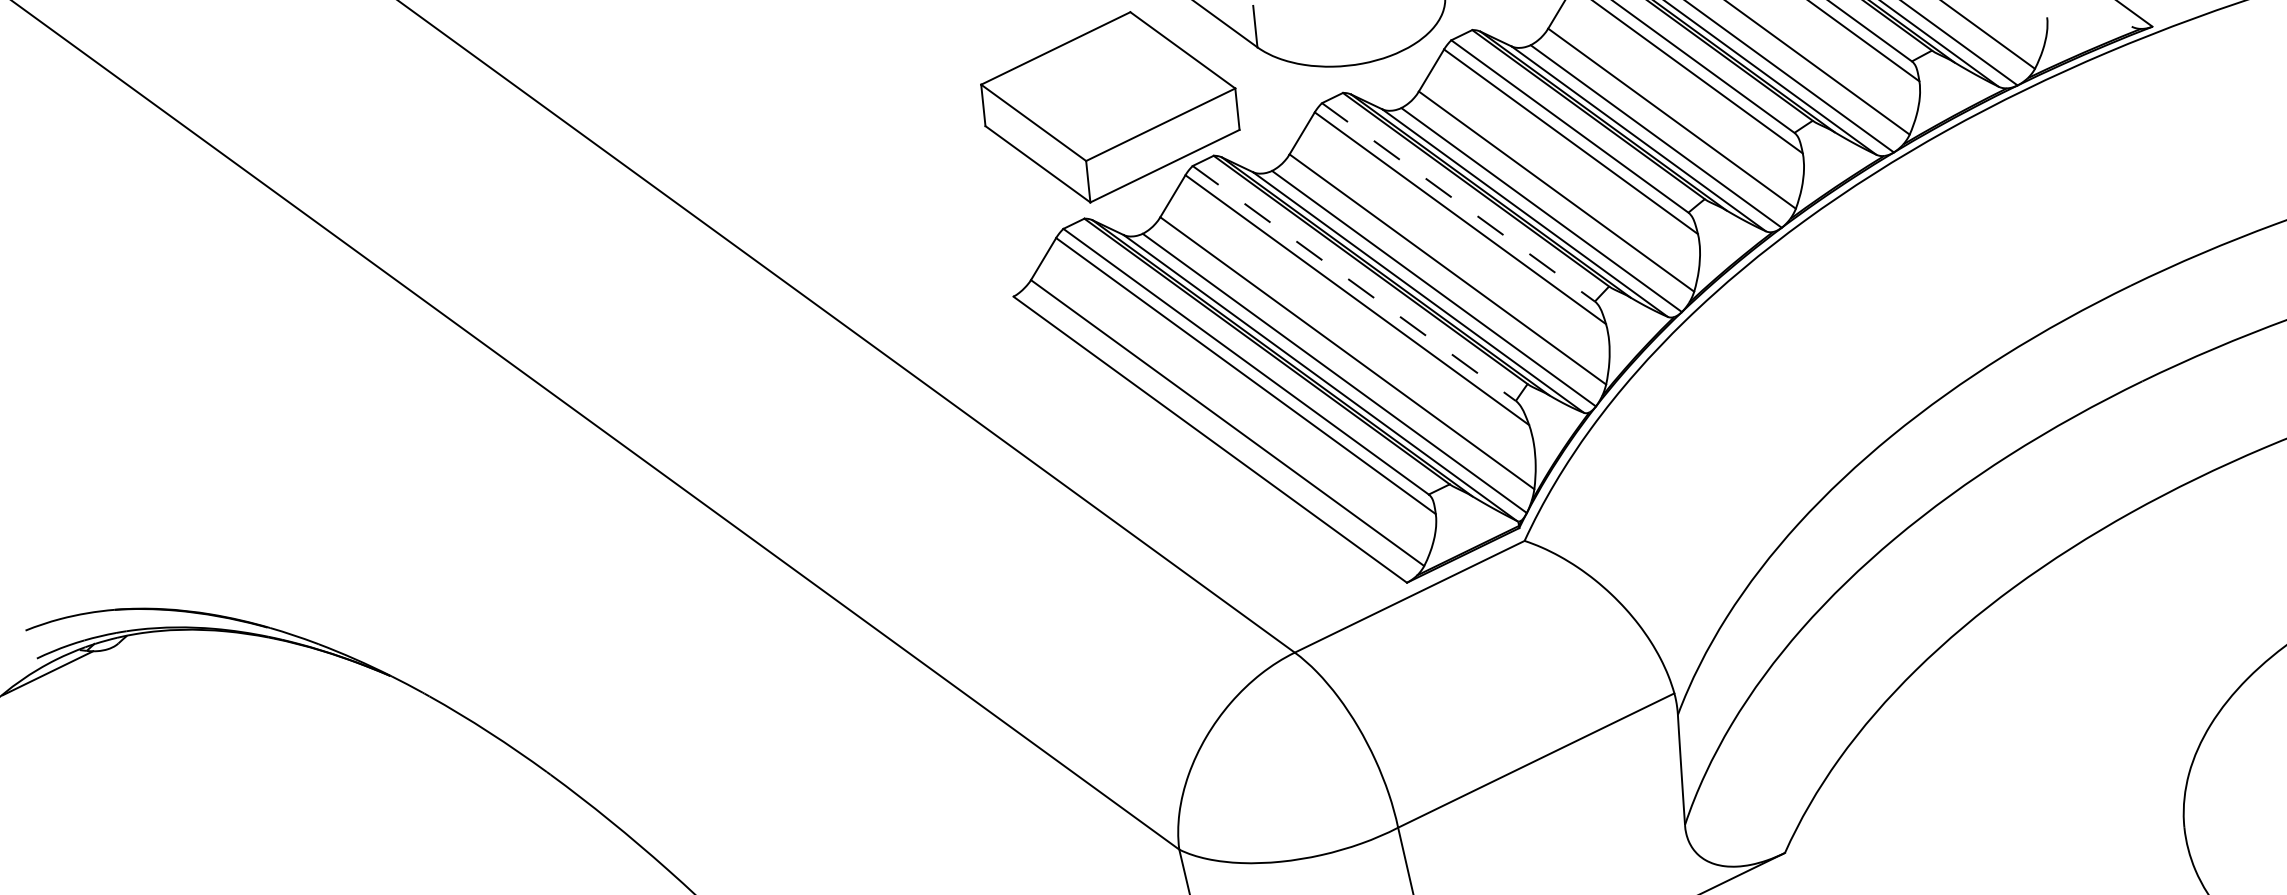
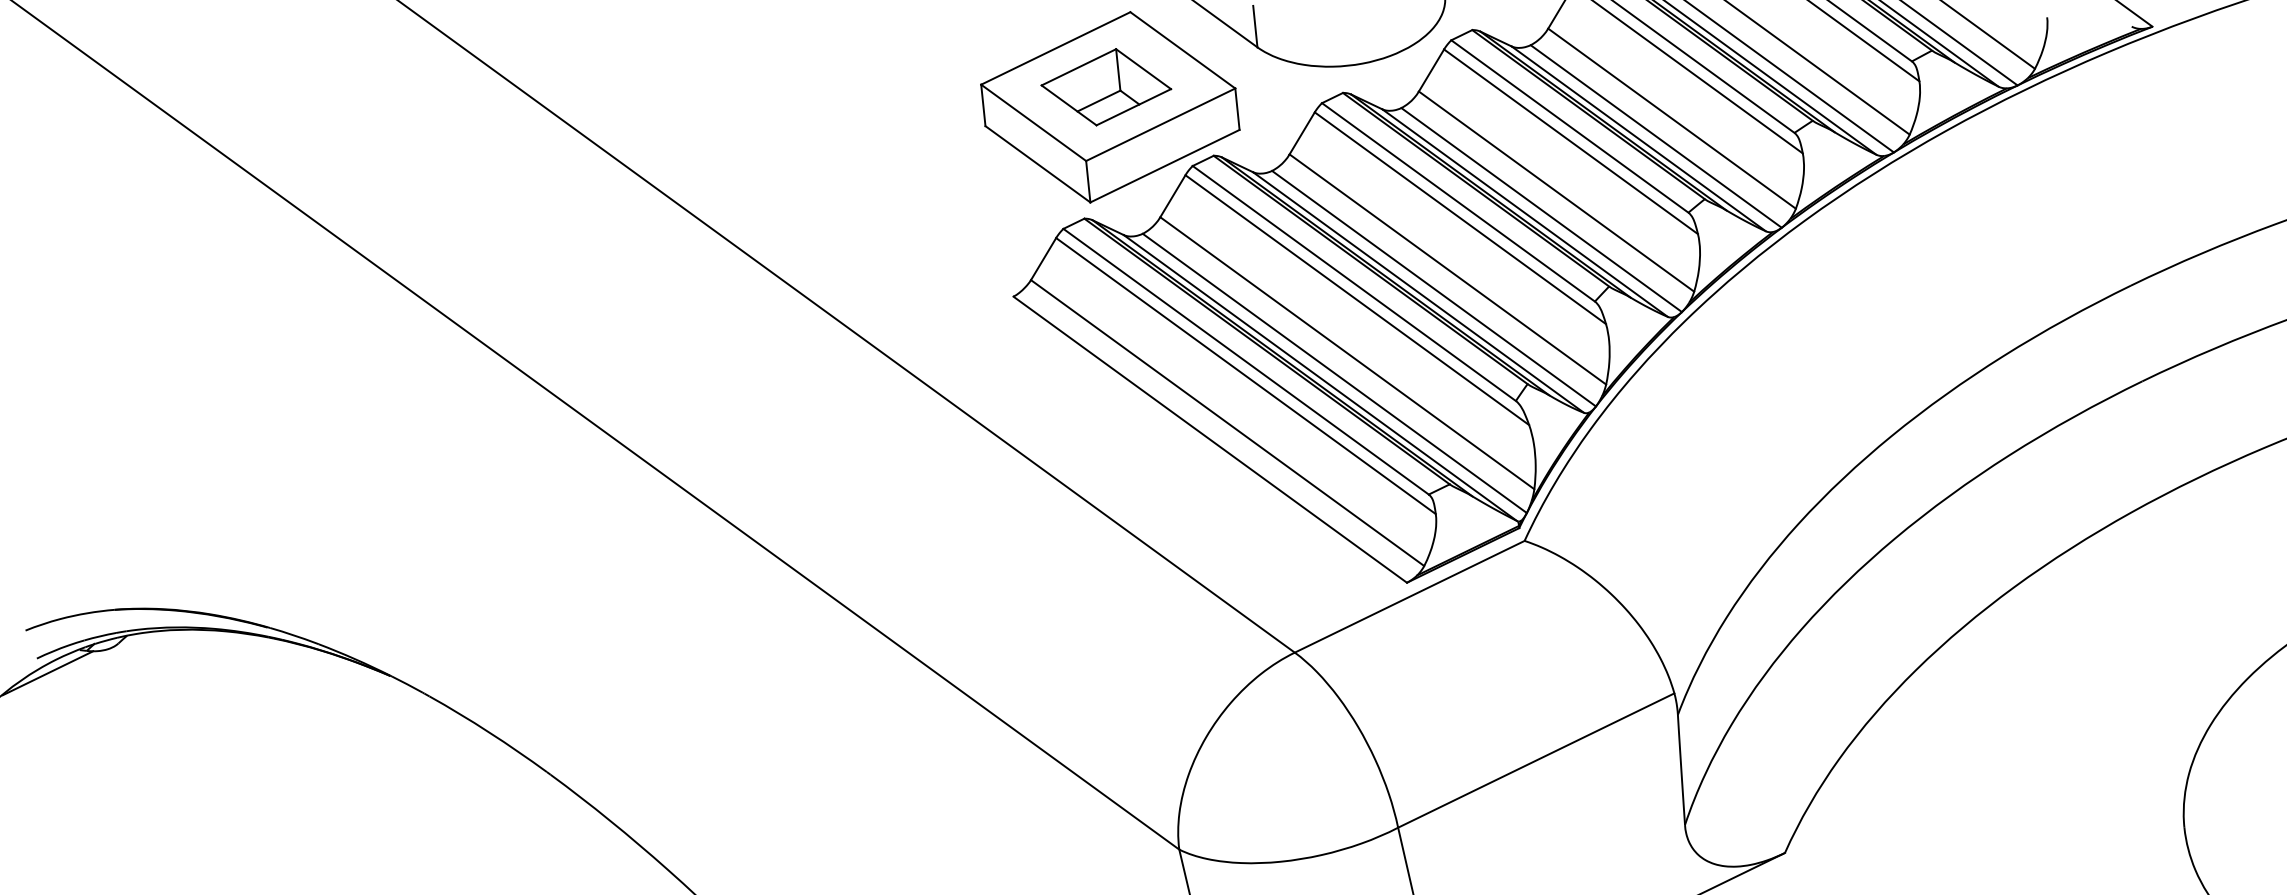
part: none -> present (1106, 87)
line: dashed -> solid (1458, 202)
line: dashed -> solid (1354, 283)
